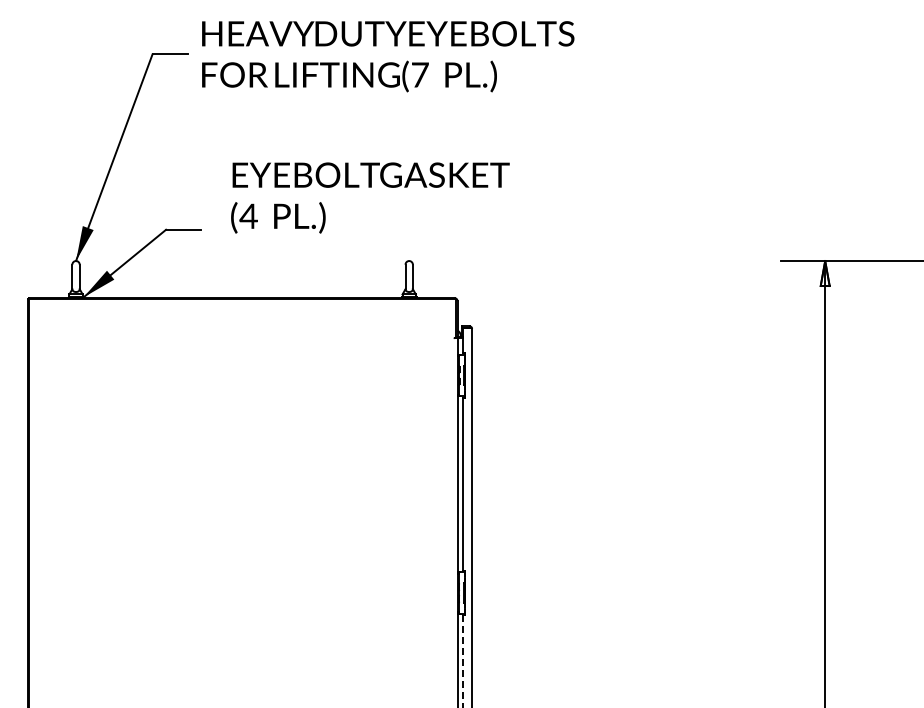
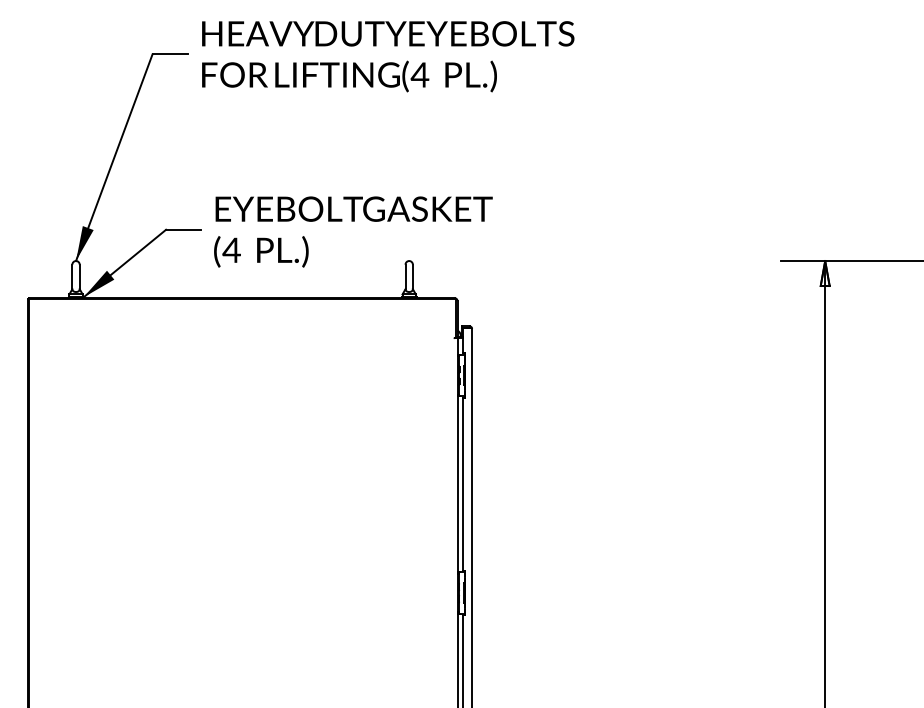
text: (7 -> (4 (419, 74)
text position: (370, 197) -> (353, 231) (353, 231)
line: dashed -> solid (463, 661)
